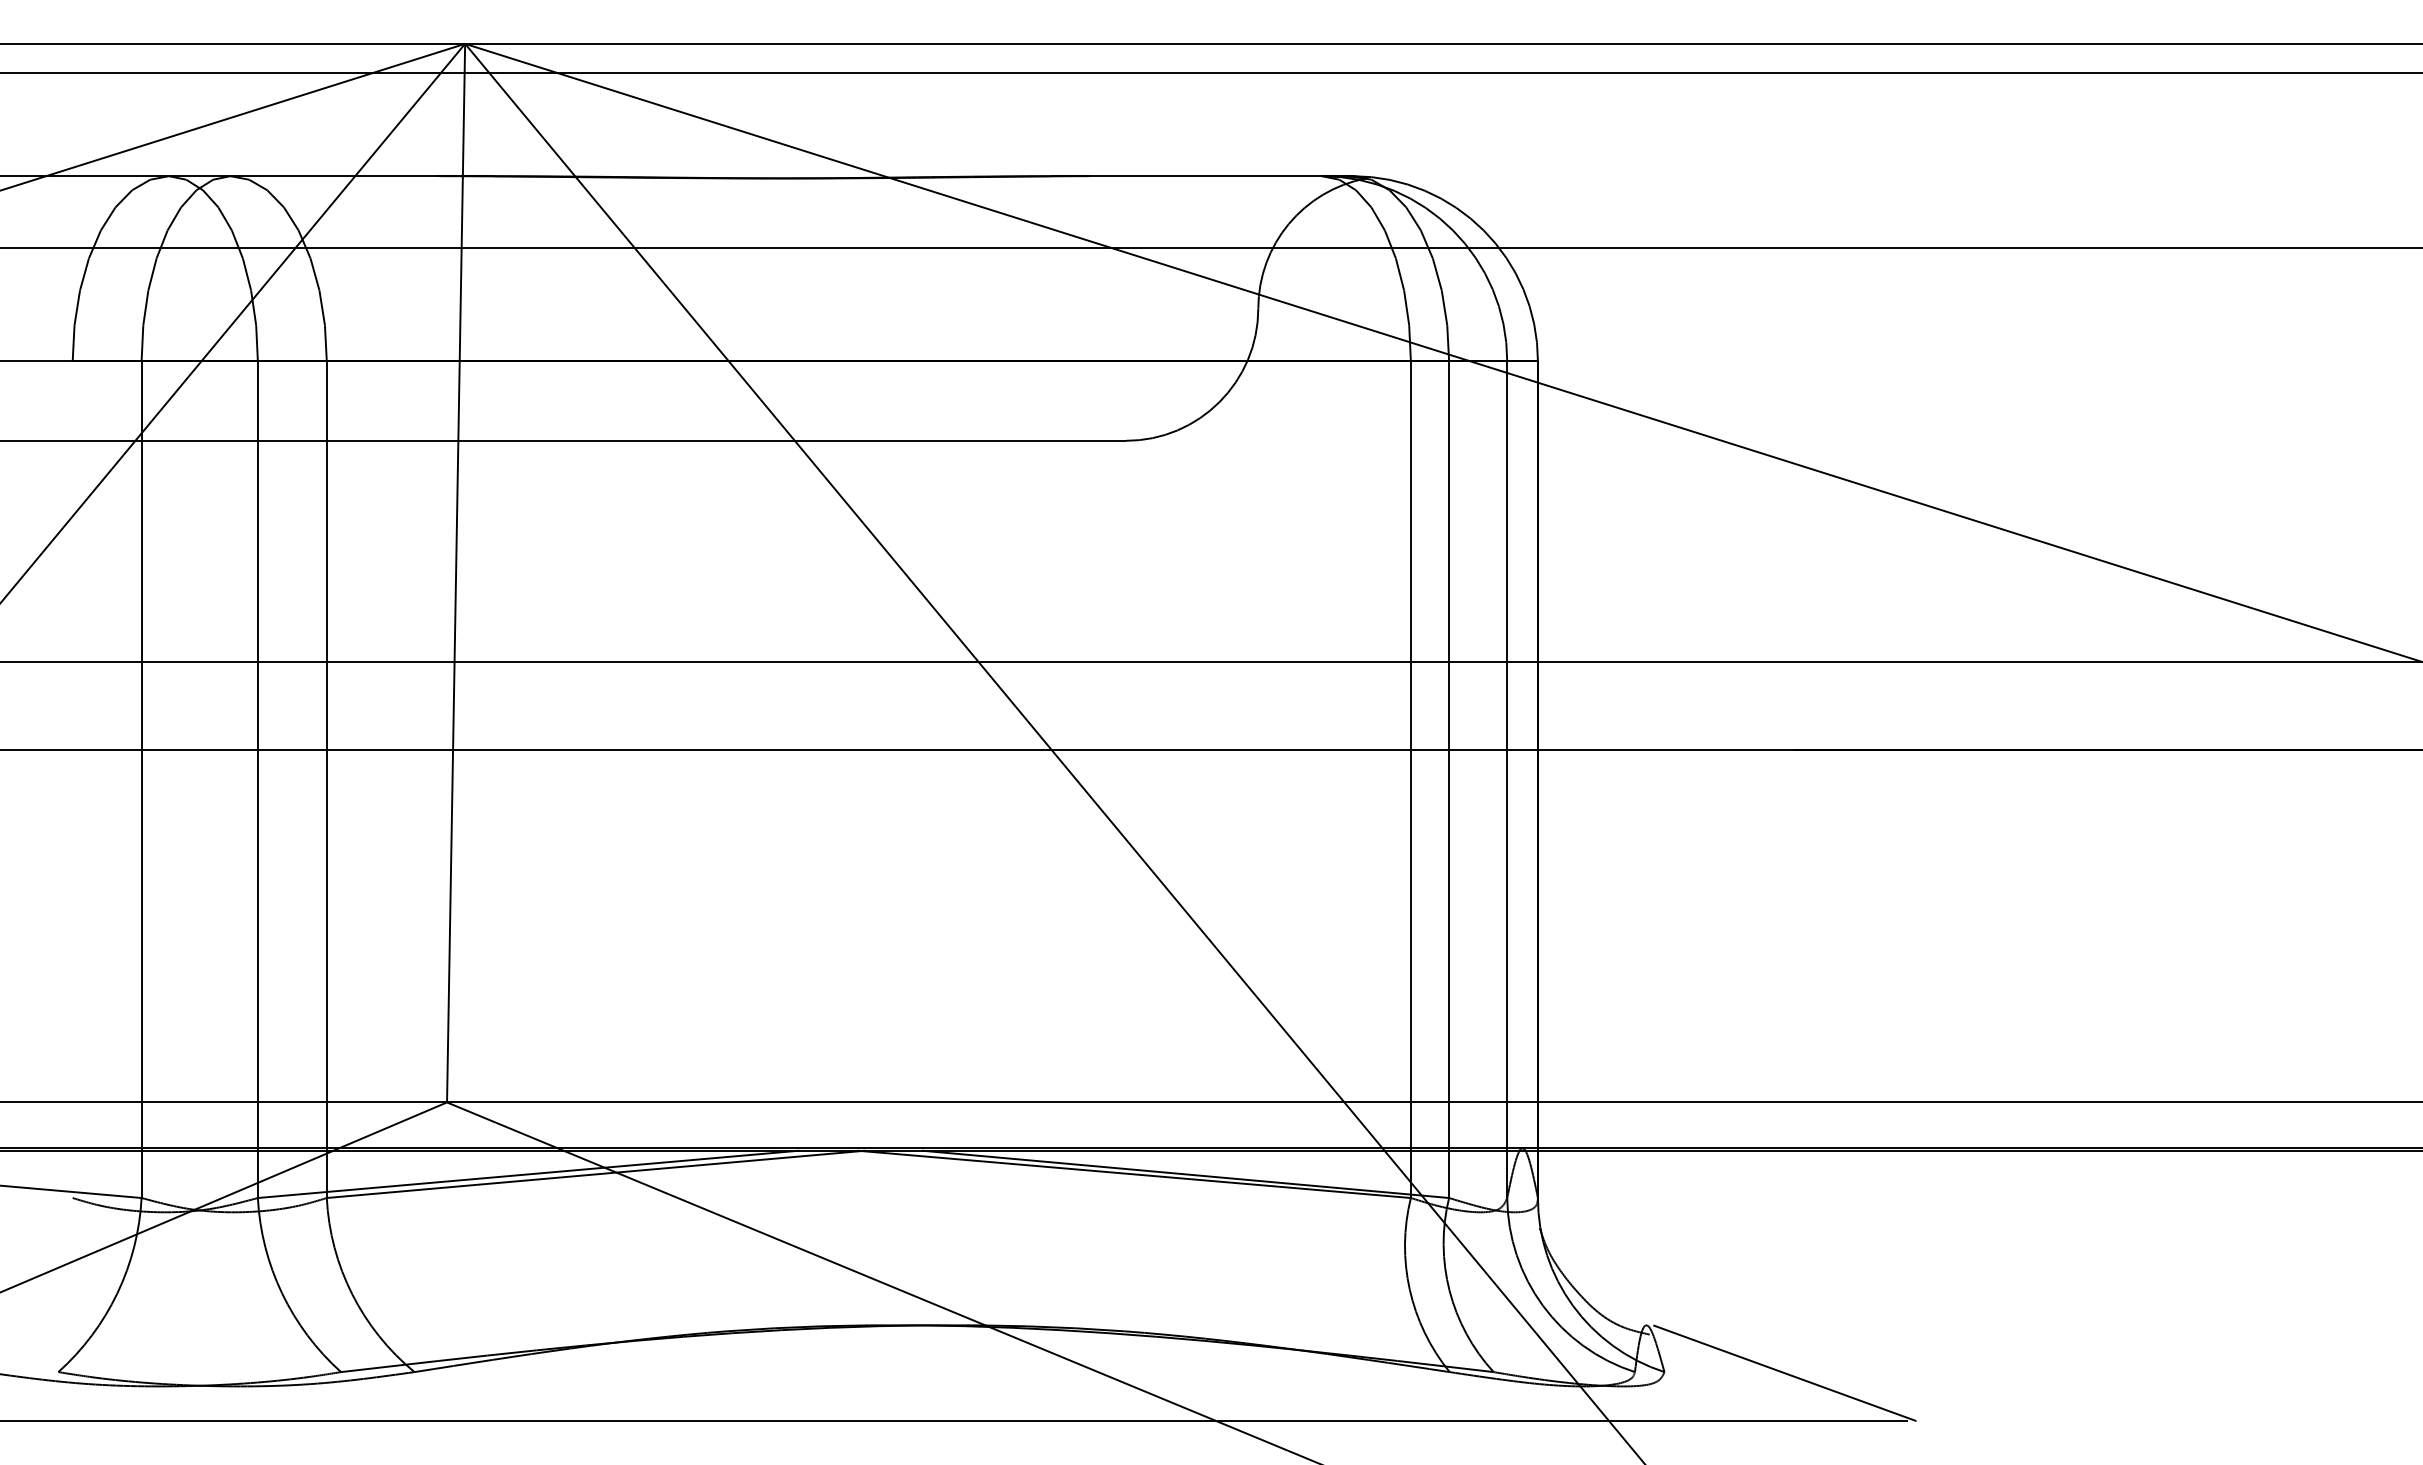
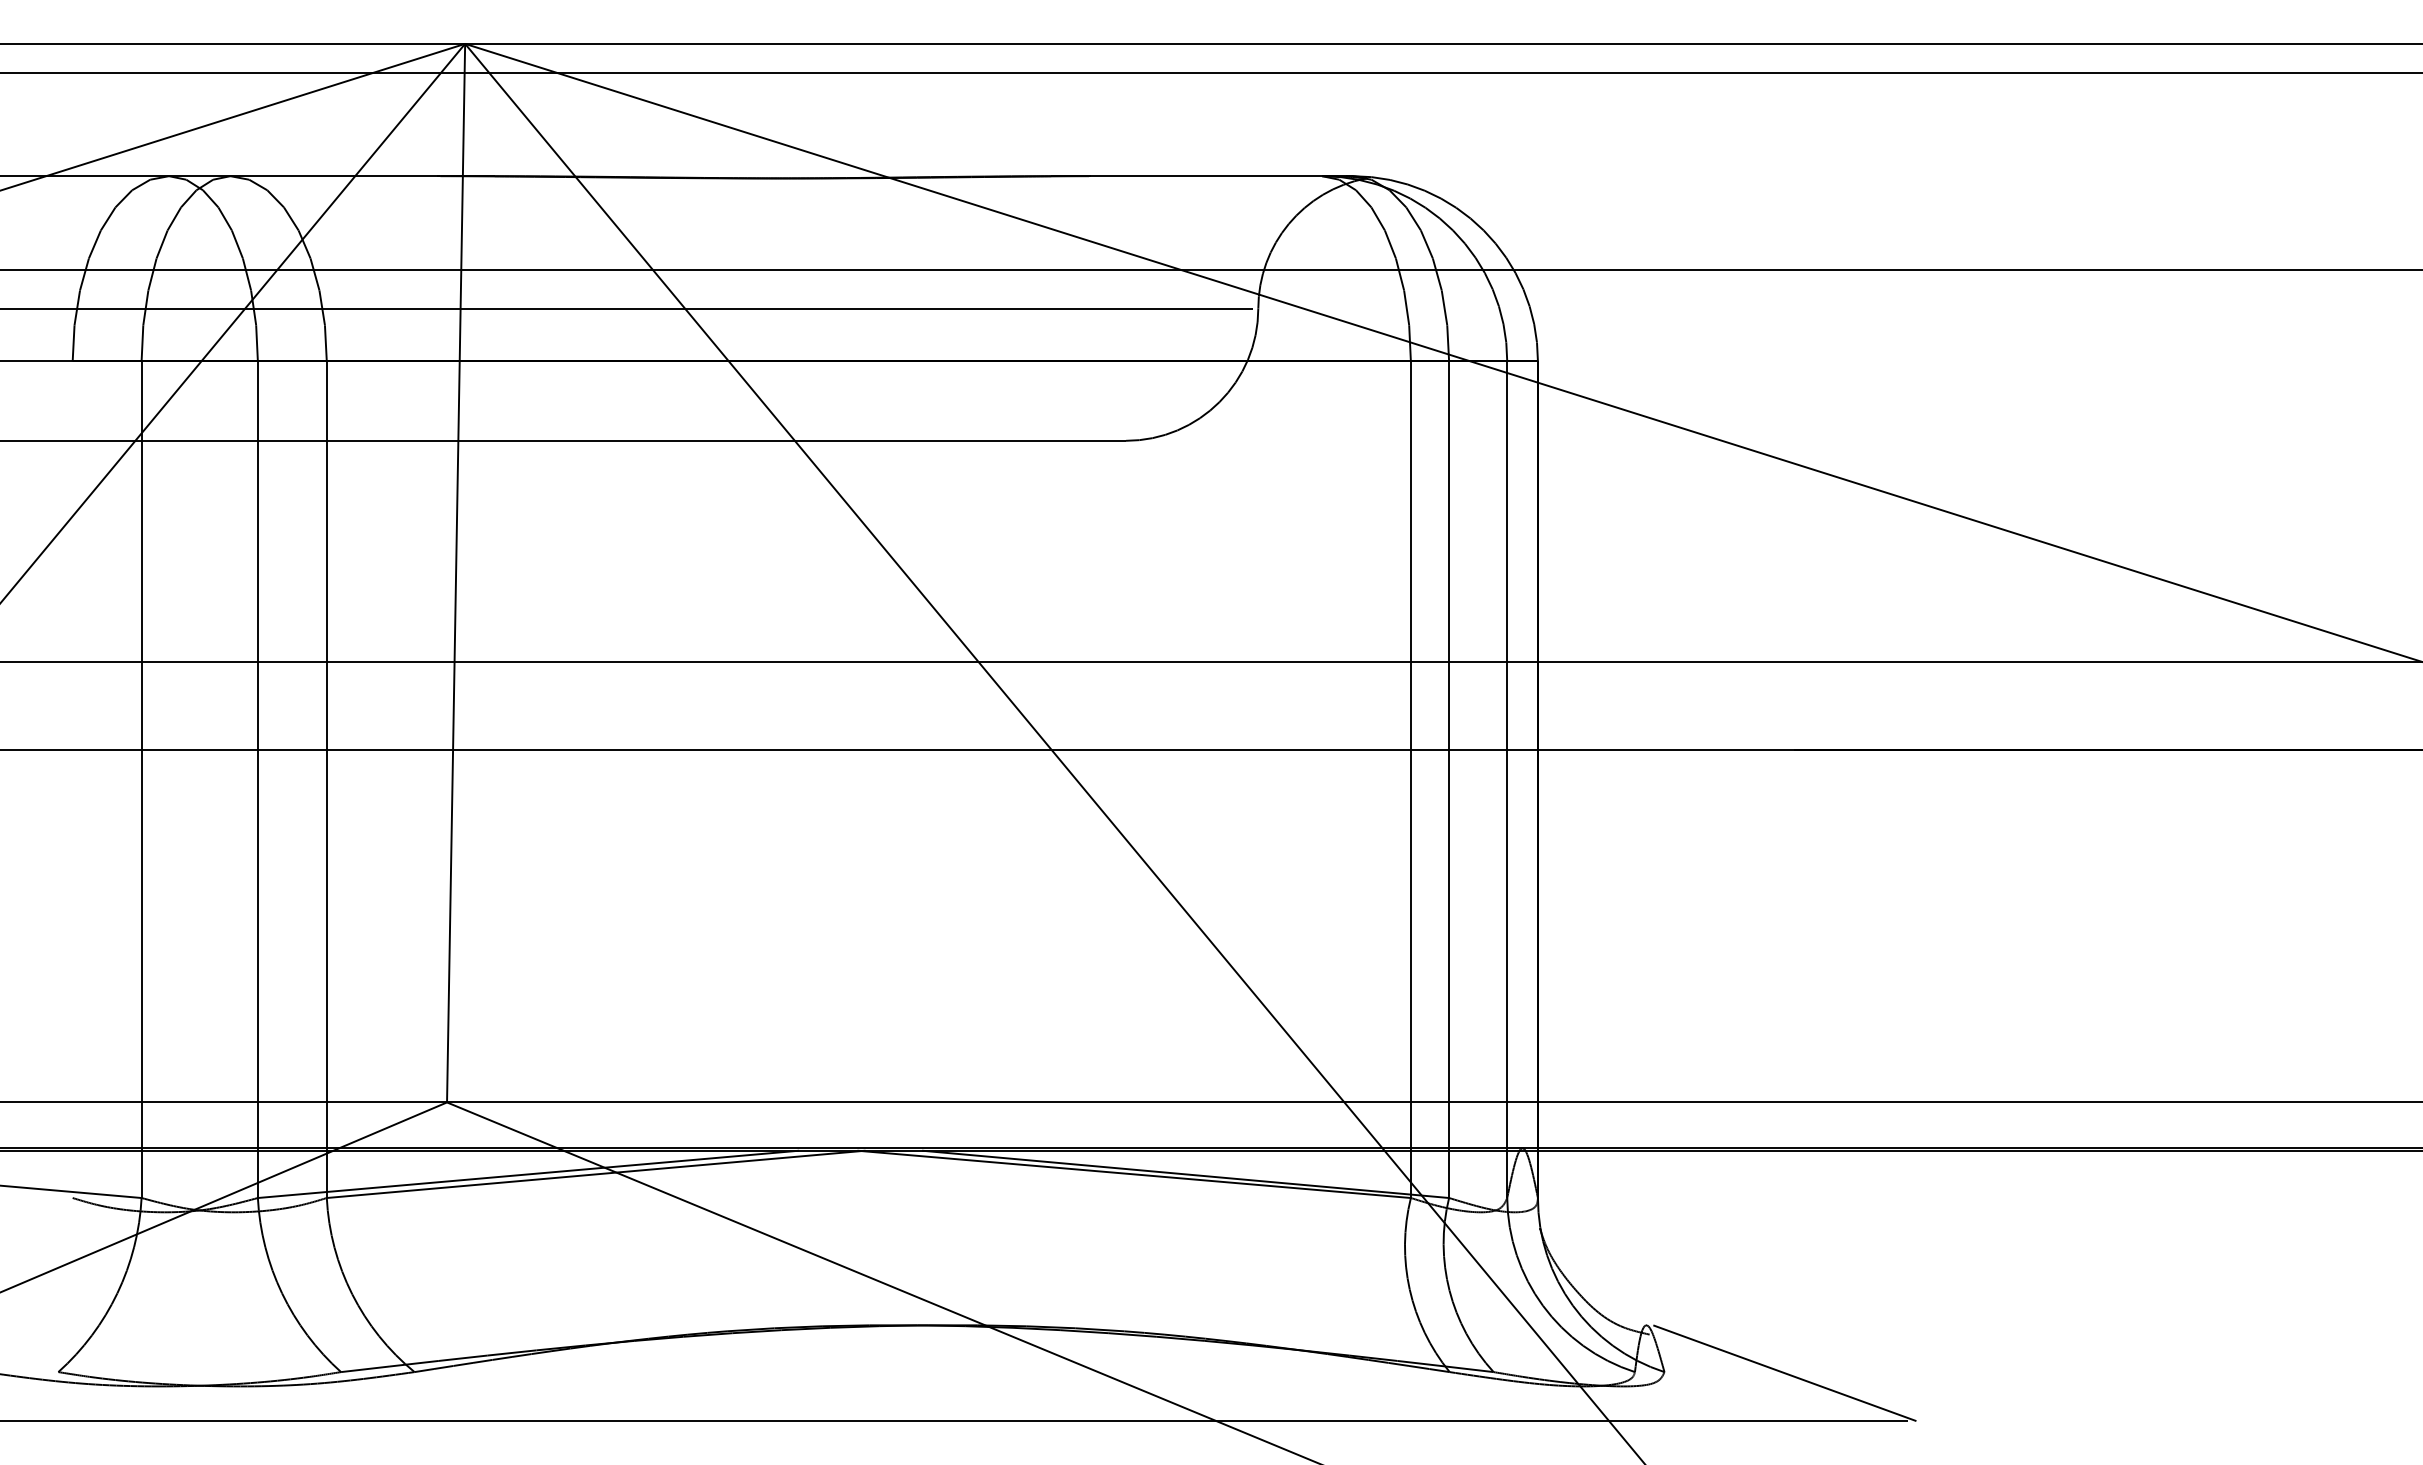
line position: (1210, 248) -> (1210, 270) (1210, 270)
line: none -> present (627, 308)
